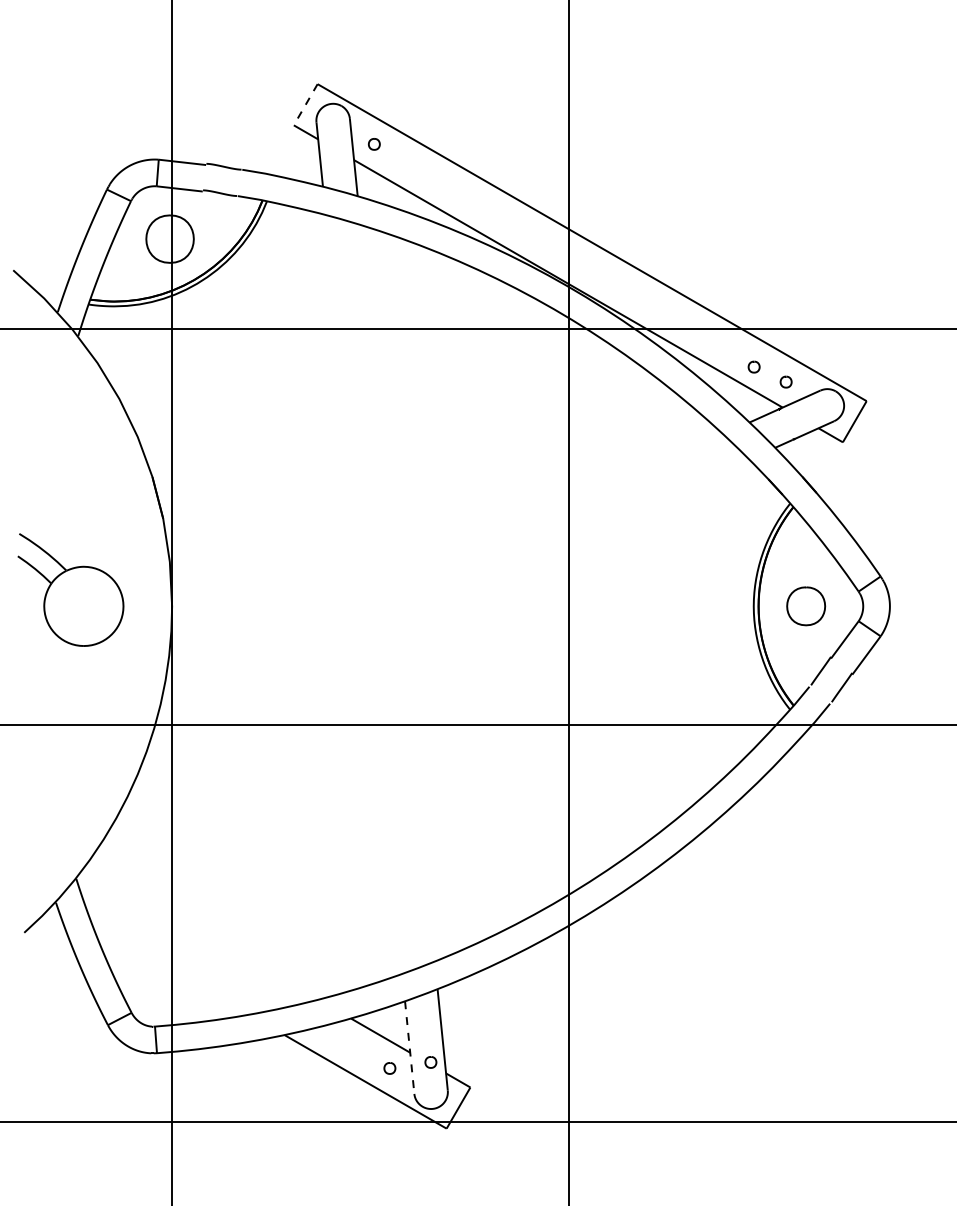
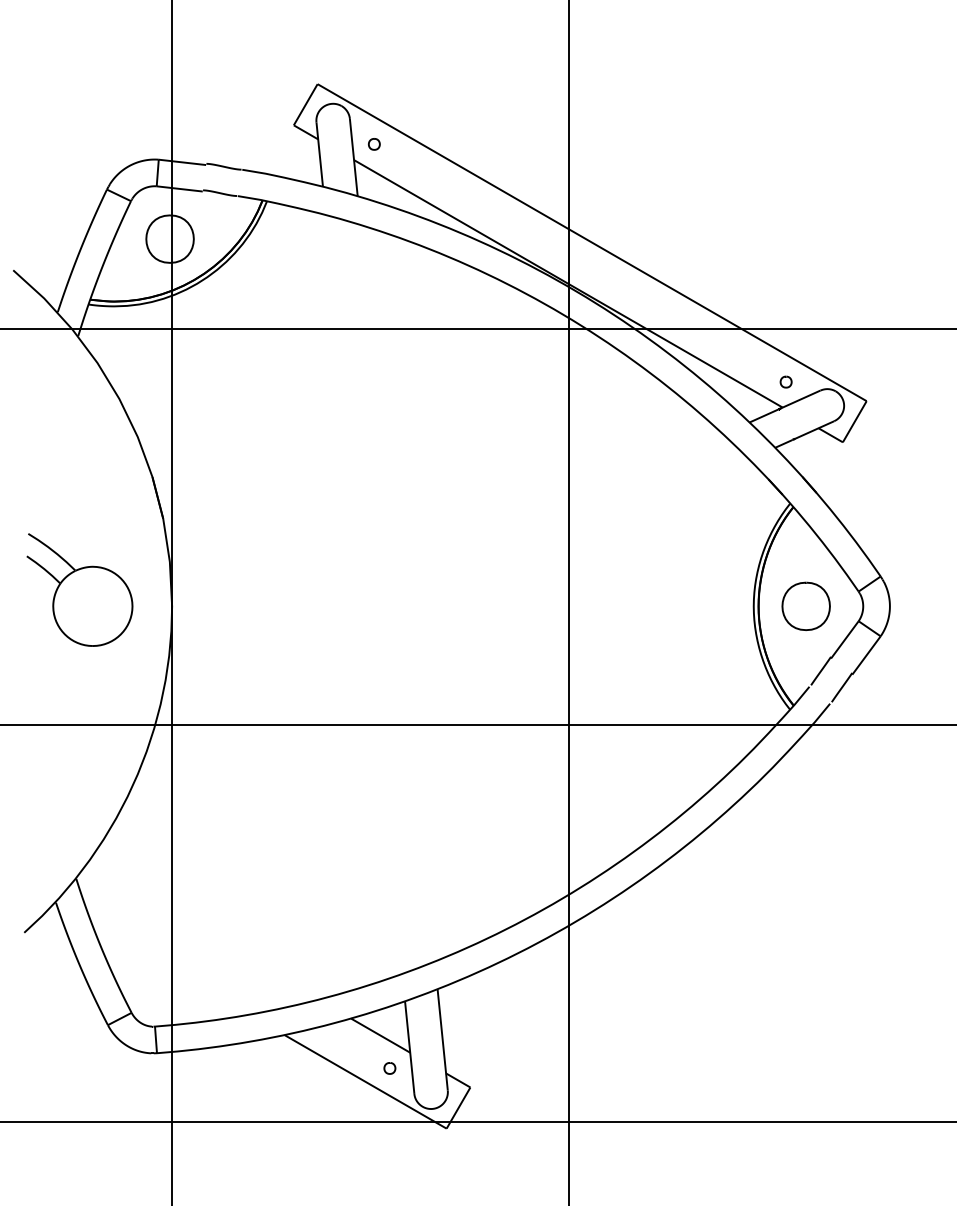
line: dashed -> solid (305, 104)
part: present -> none (753, 366)
part position: (70, 589) -> (79, 589) (79, 589)
part size: 41x41 px -> 50x50 px (805, 605)
line: dashed -> solid (409, 1047)
part: present -> none (430, 1062)
